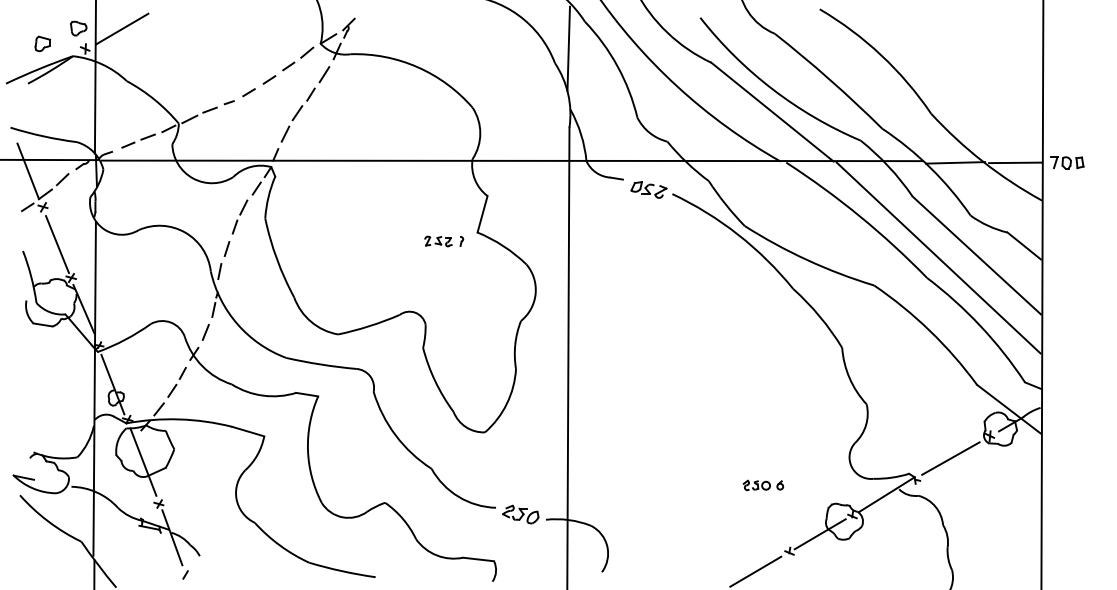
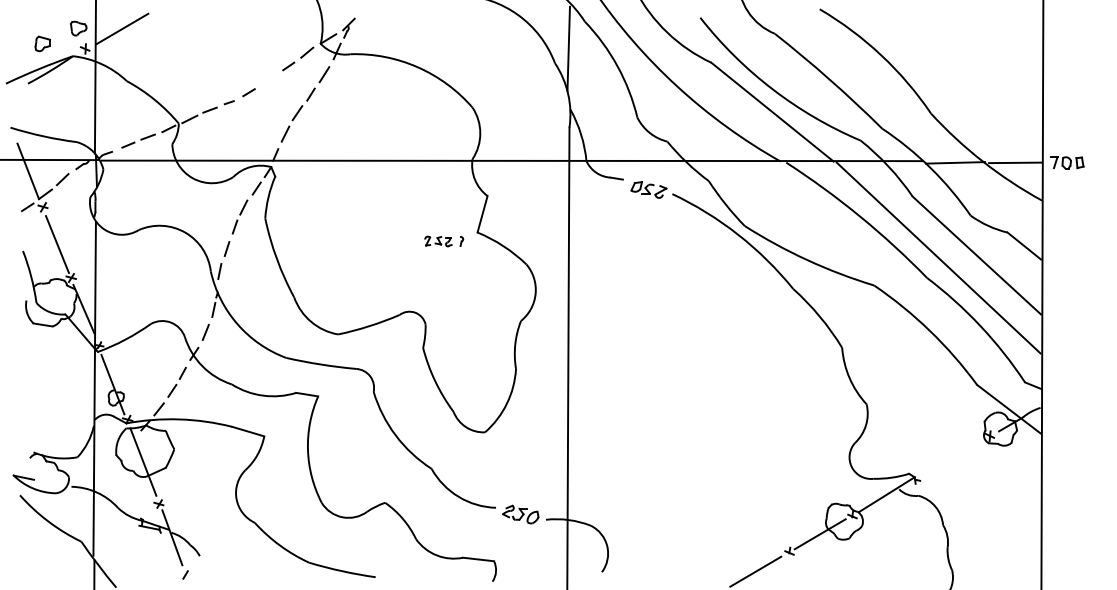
line: present -> none (269, 79)
line: present -> none (950, 458)
part: present -> none (763, 485)
